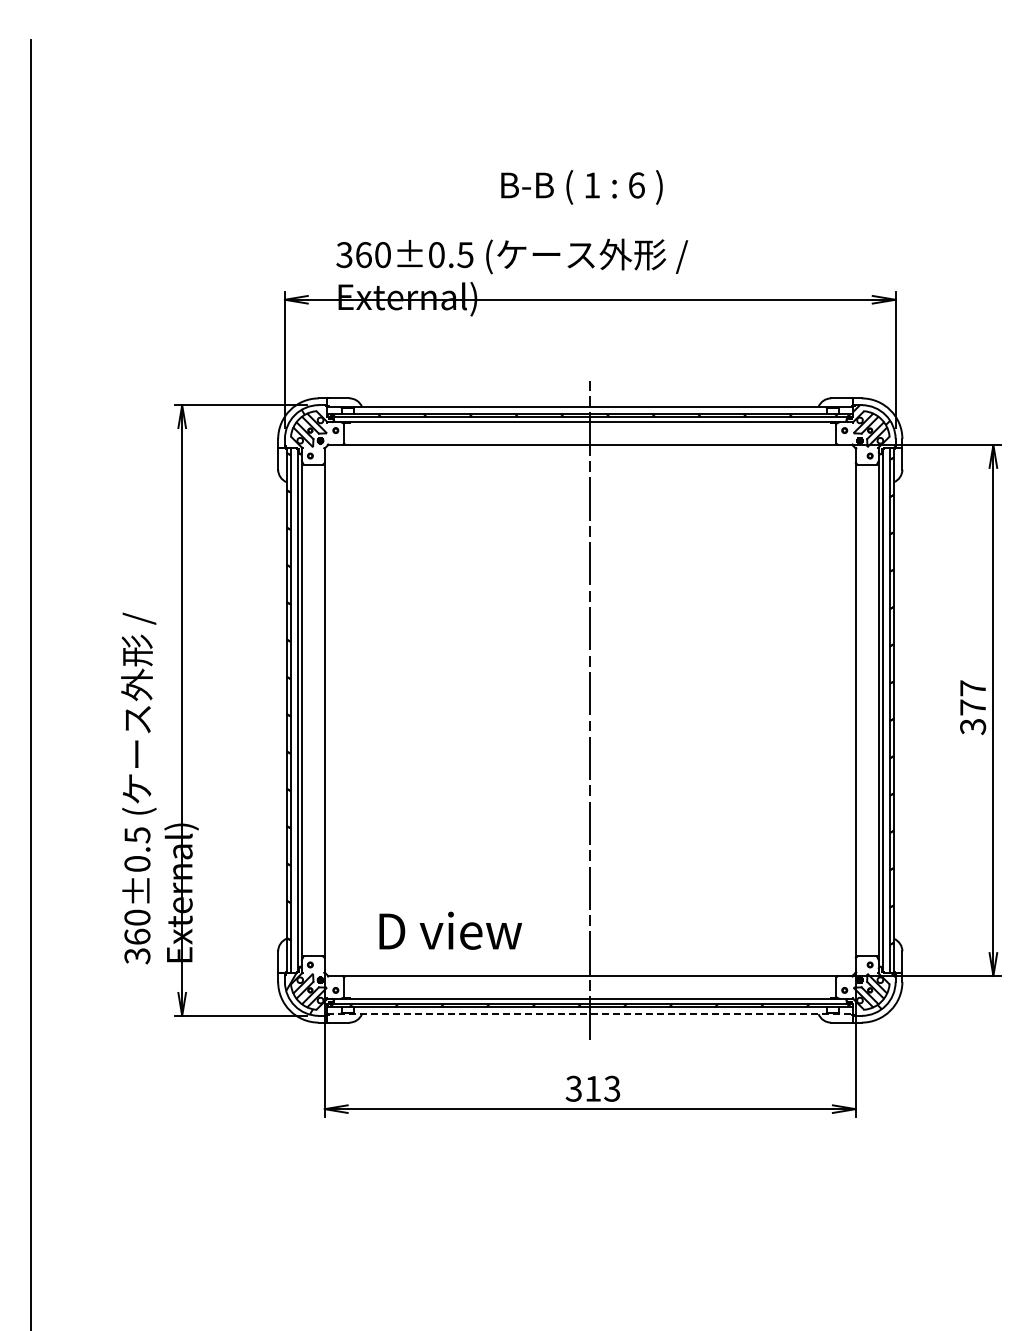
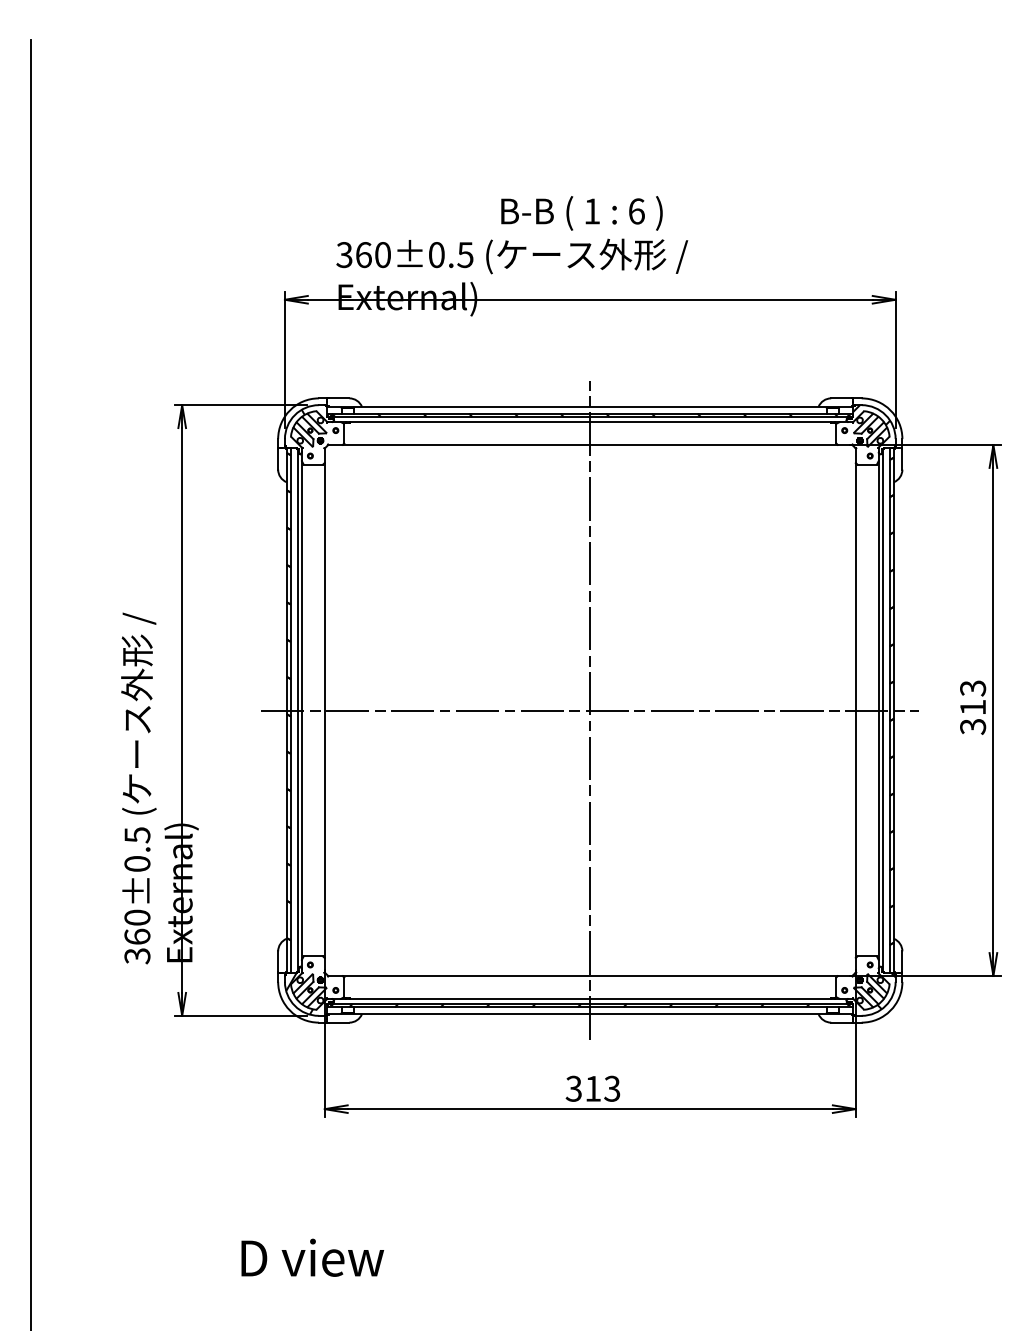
text position: (581, 187) -> (581, 213) (581, 213)
text: 377 -> 313 (973, 697)
line: none -> present (590, 710)
text position: (450, 930) -> (312, 1257) (312, 1257)
line: dashed -> solid (590, 1014)
